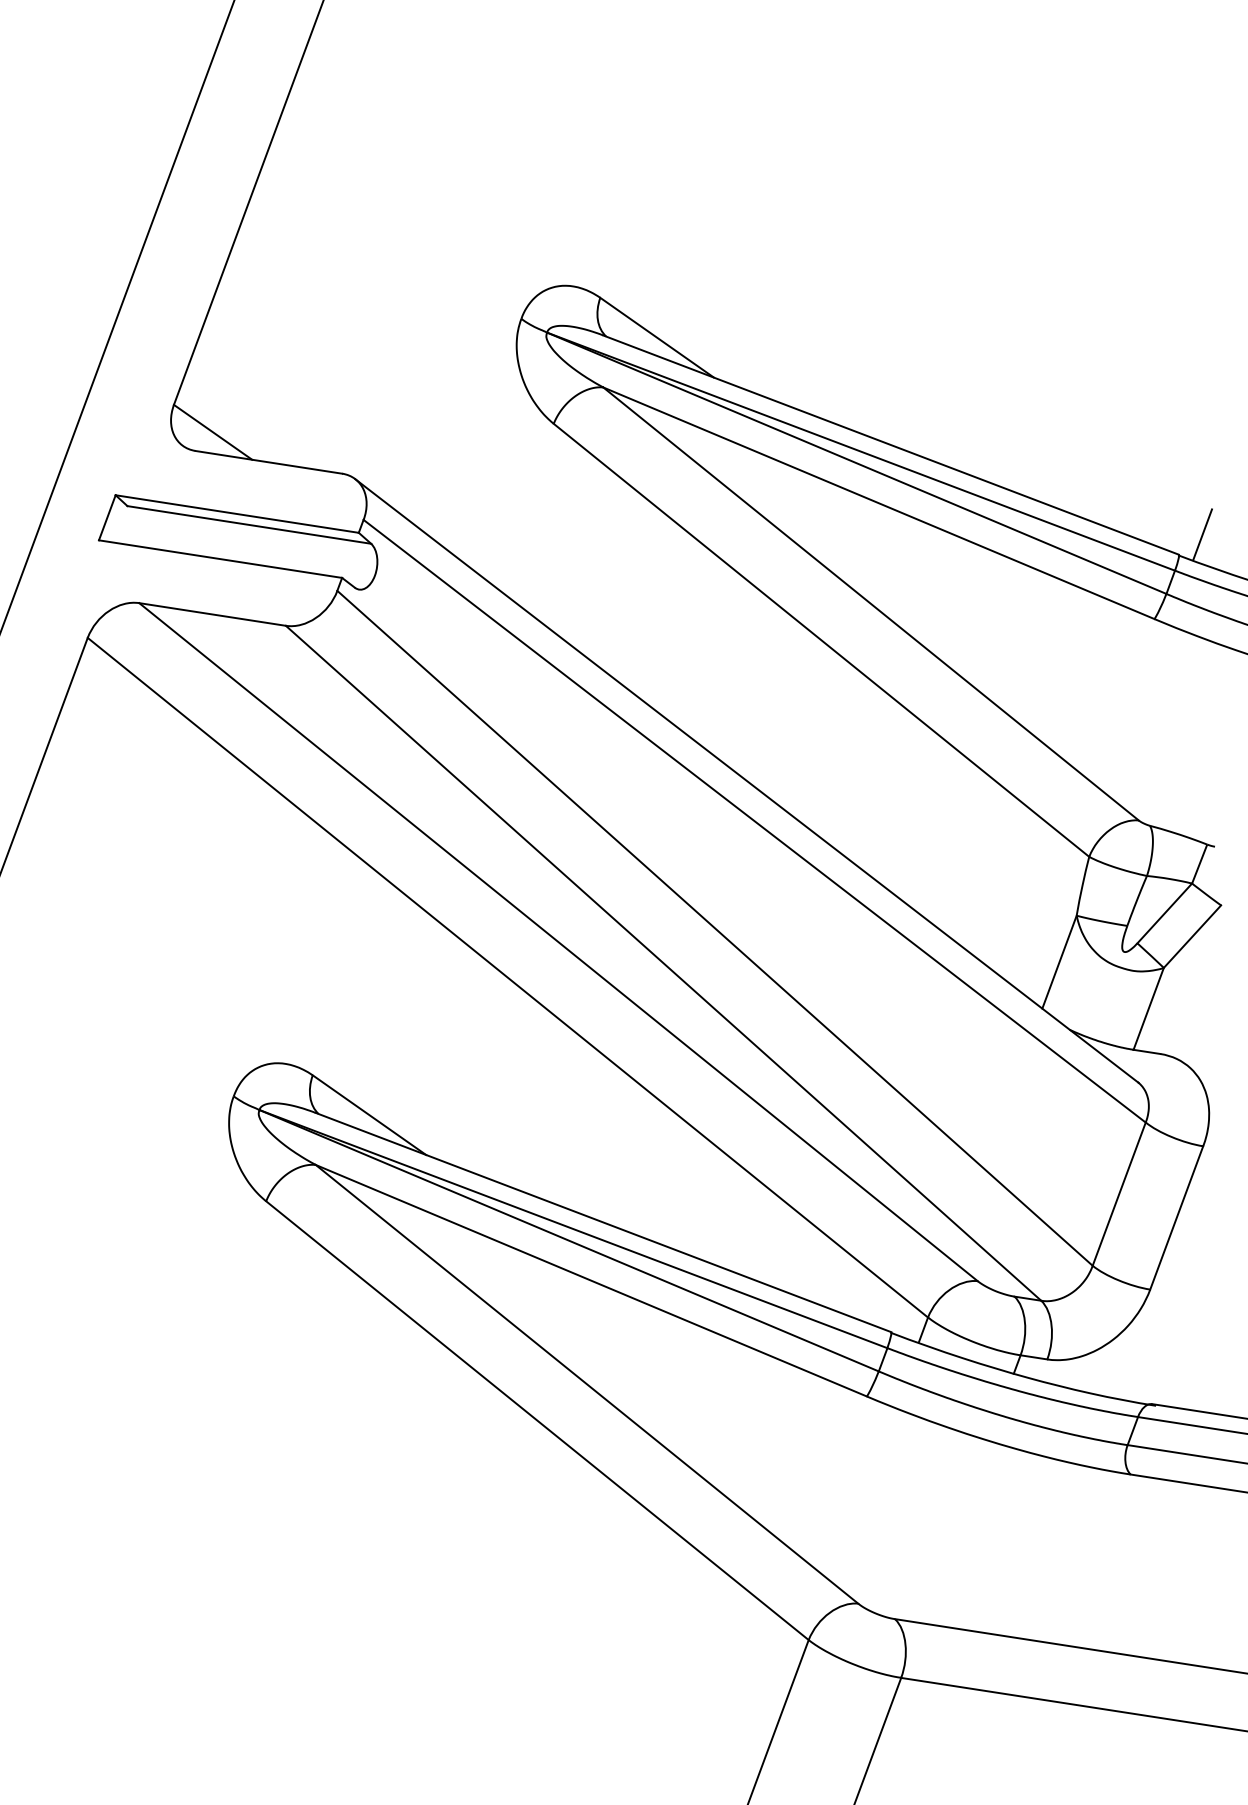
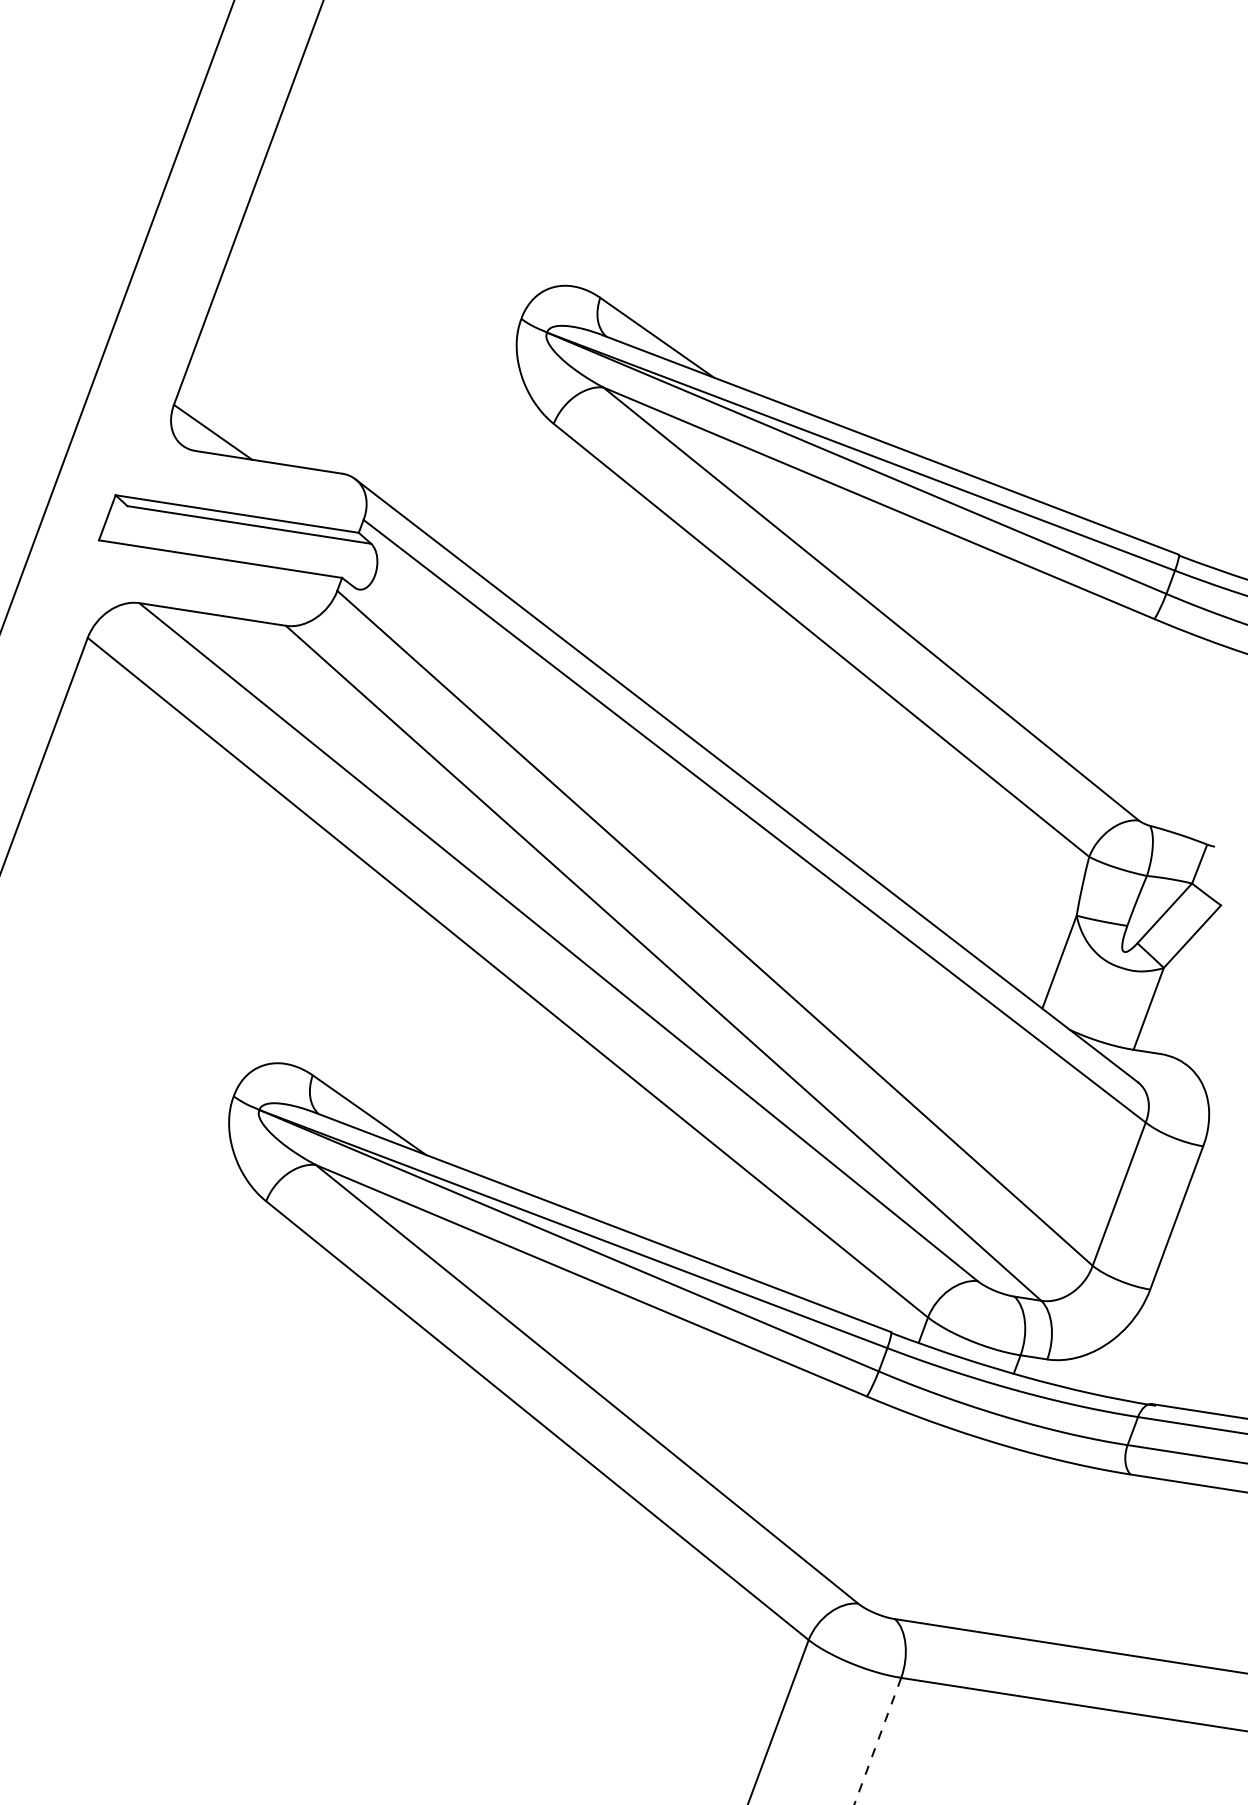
line: present -> none (1202, 534)
line: solid -> dashed (877, 1741)
